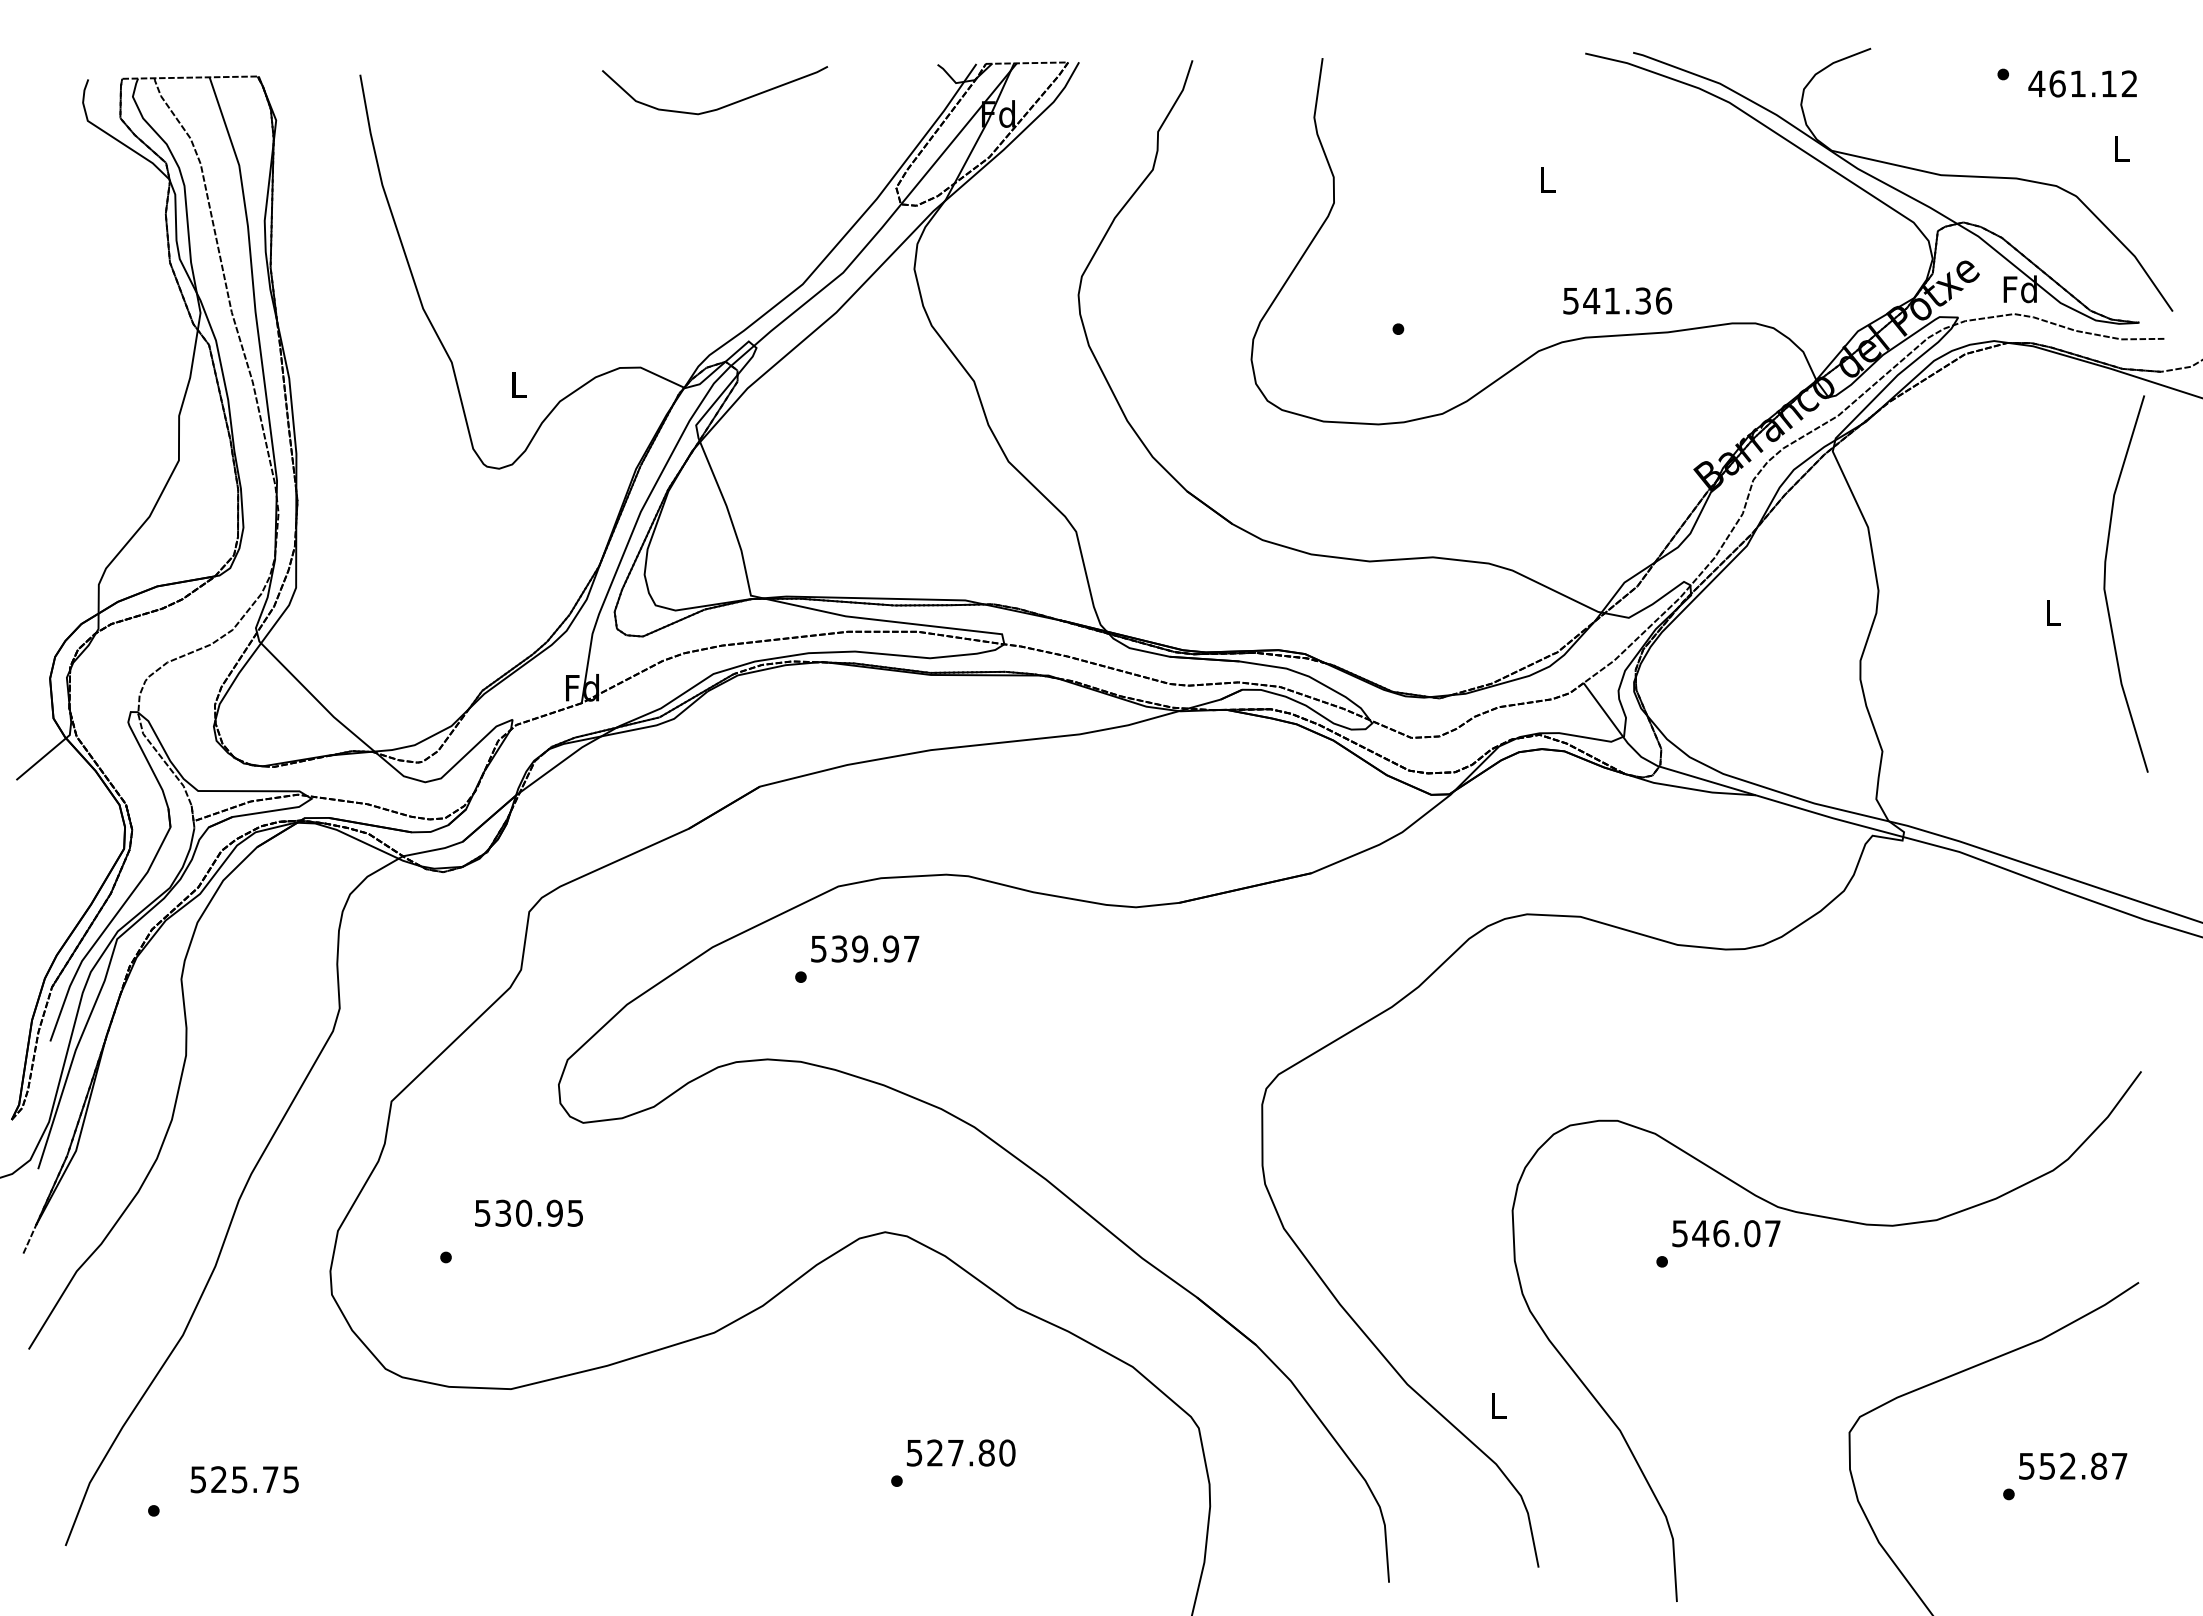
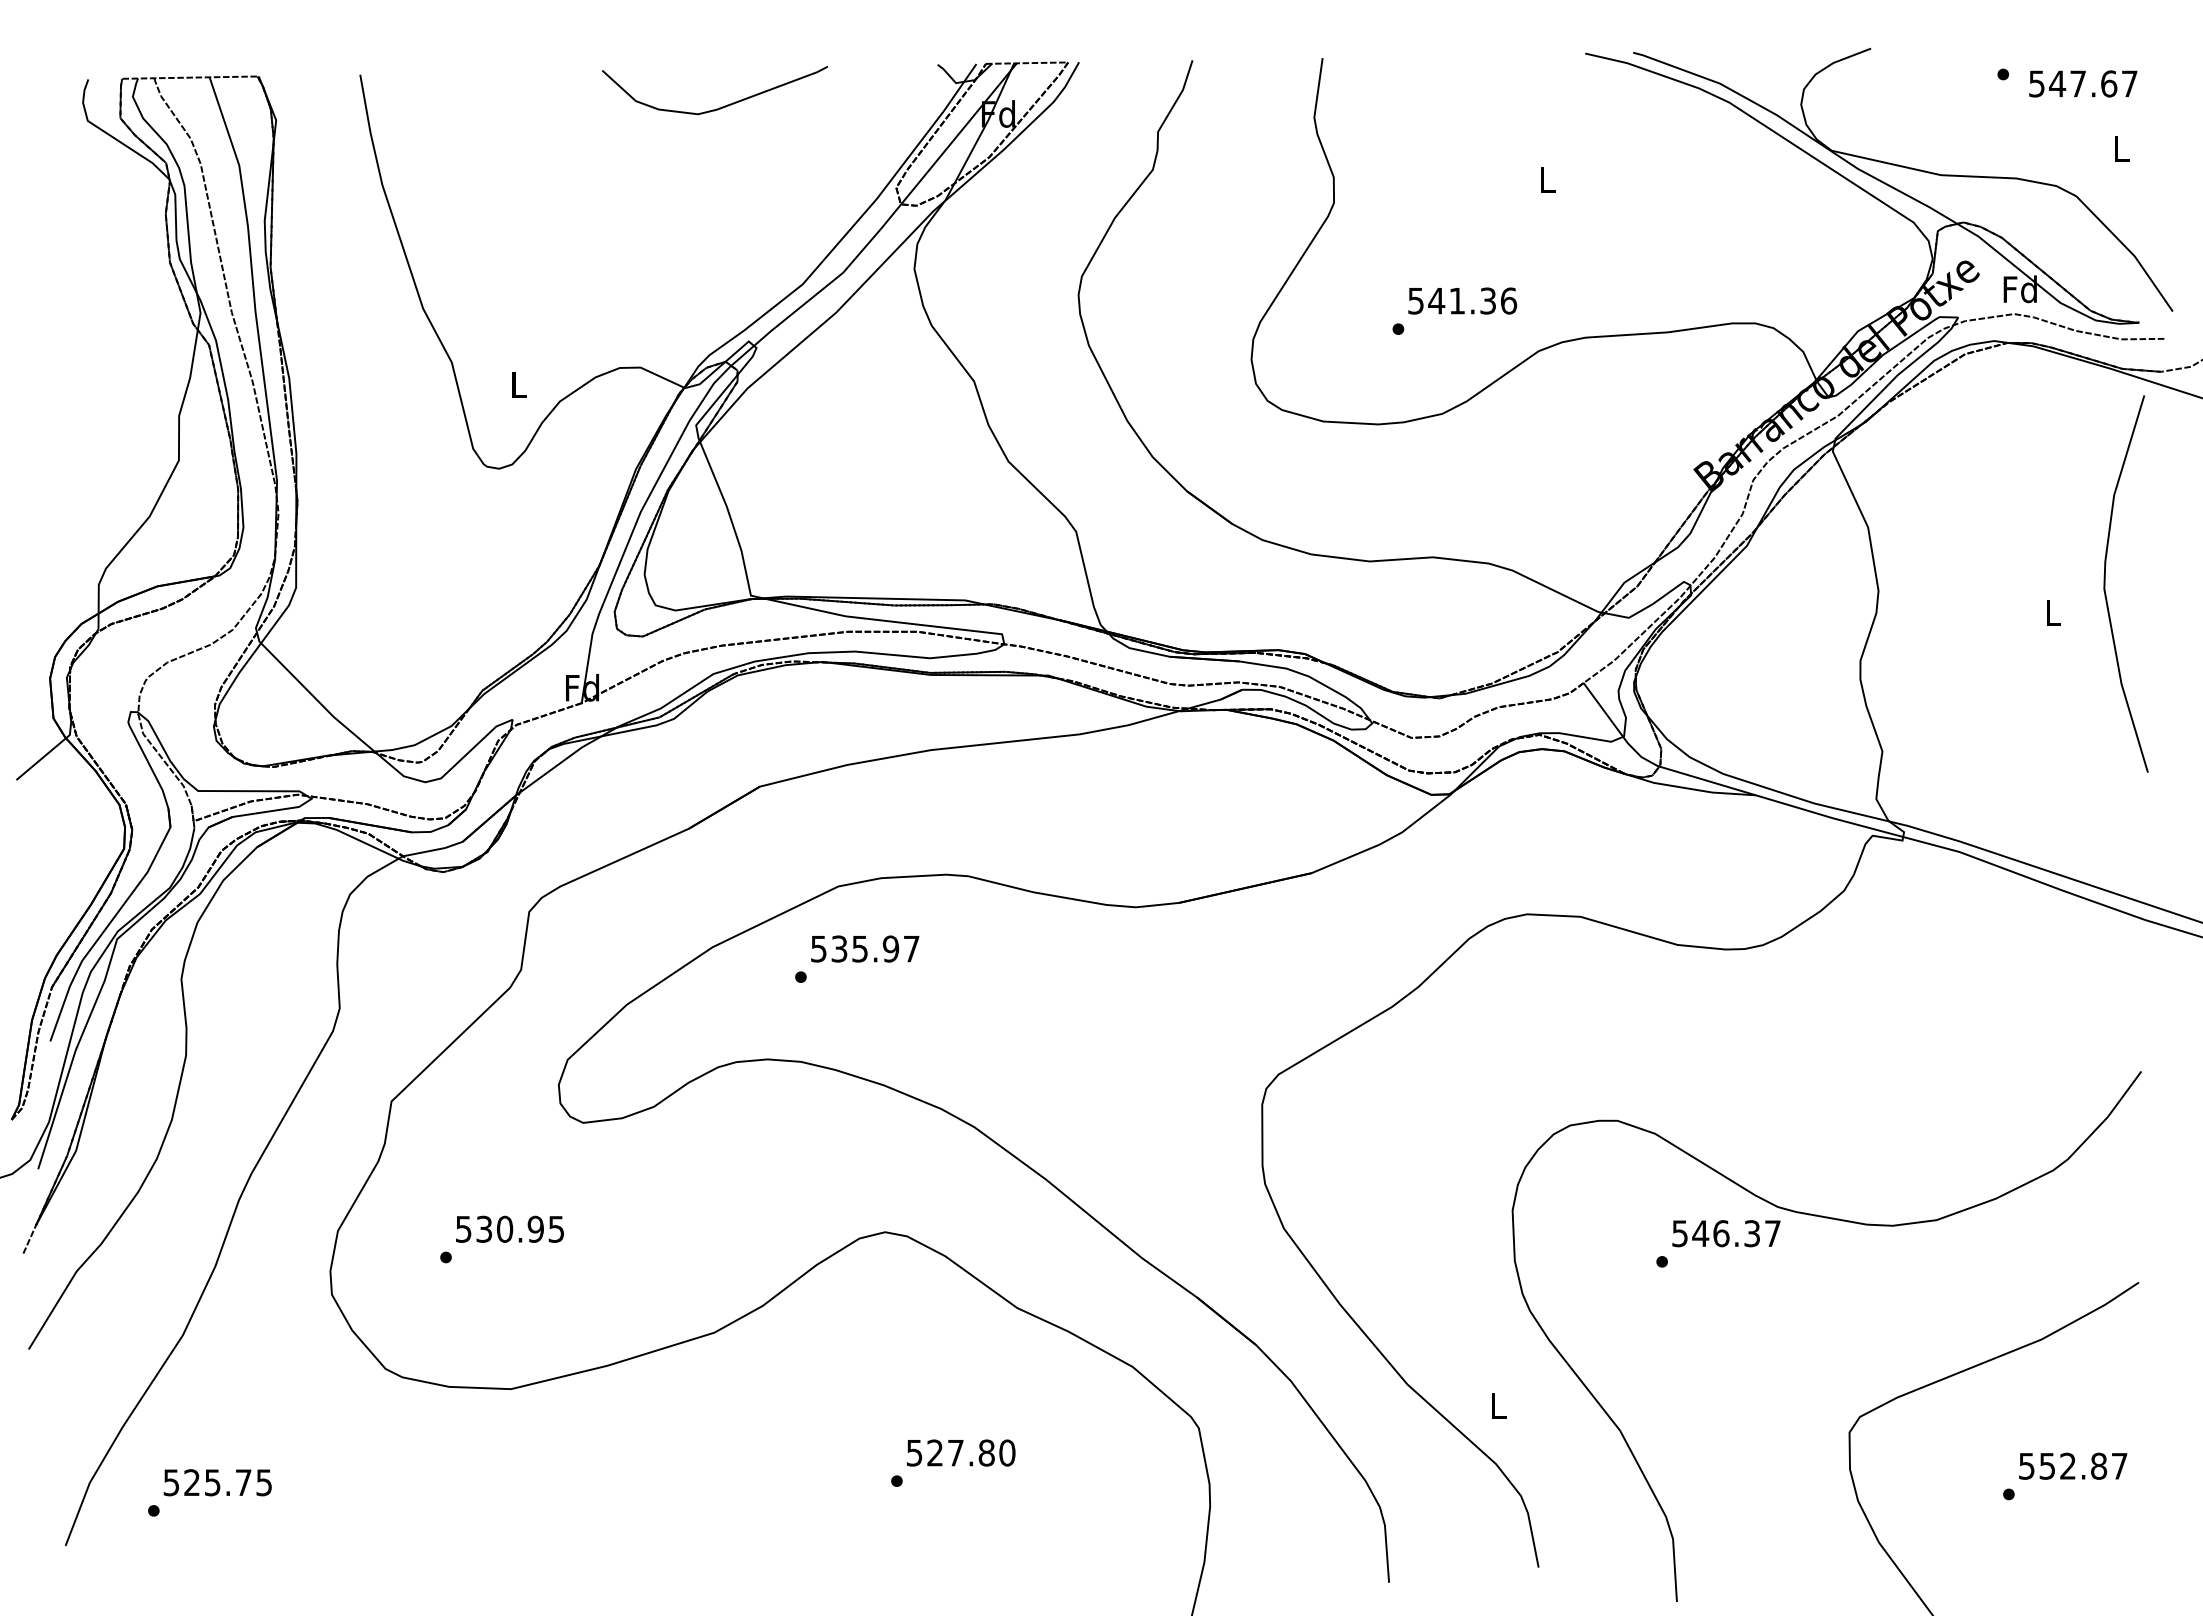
text: 461.12 -> 547.67 (2082, 83)
text position: (1617, 300) -> (1462, 300) (1462, 300)
text: 539.97 -> 535.97 (860, 948)
text position: (528, 1212) -> (509, 1228) (509, 1228)
text: 546.07 -> 546.37 (1752, 1233)
text position: (244, 1479) -> (217, 1482) (217, 1482)
